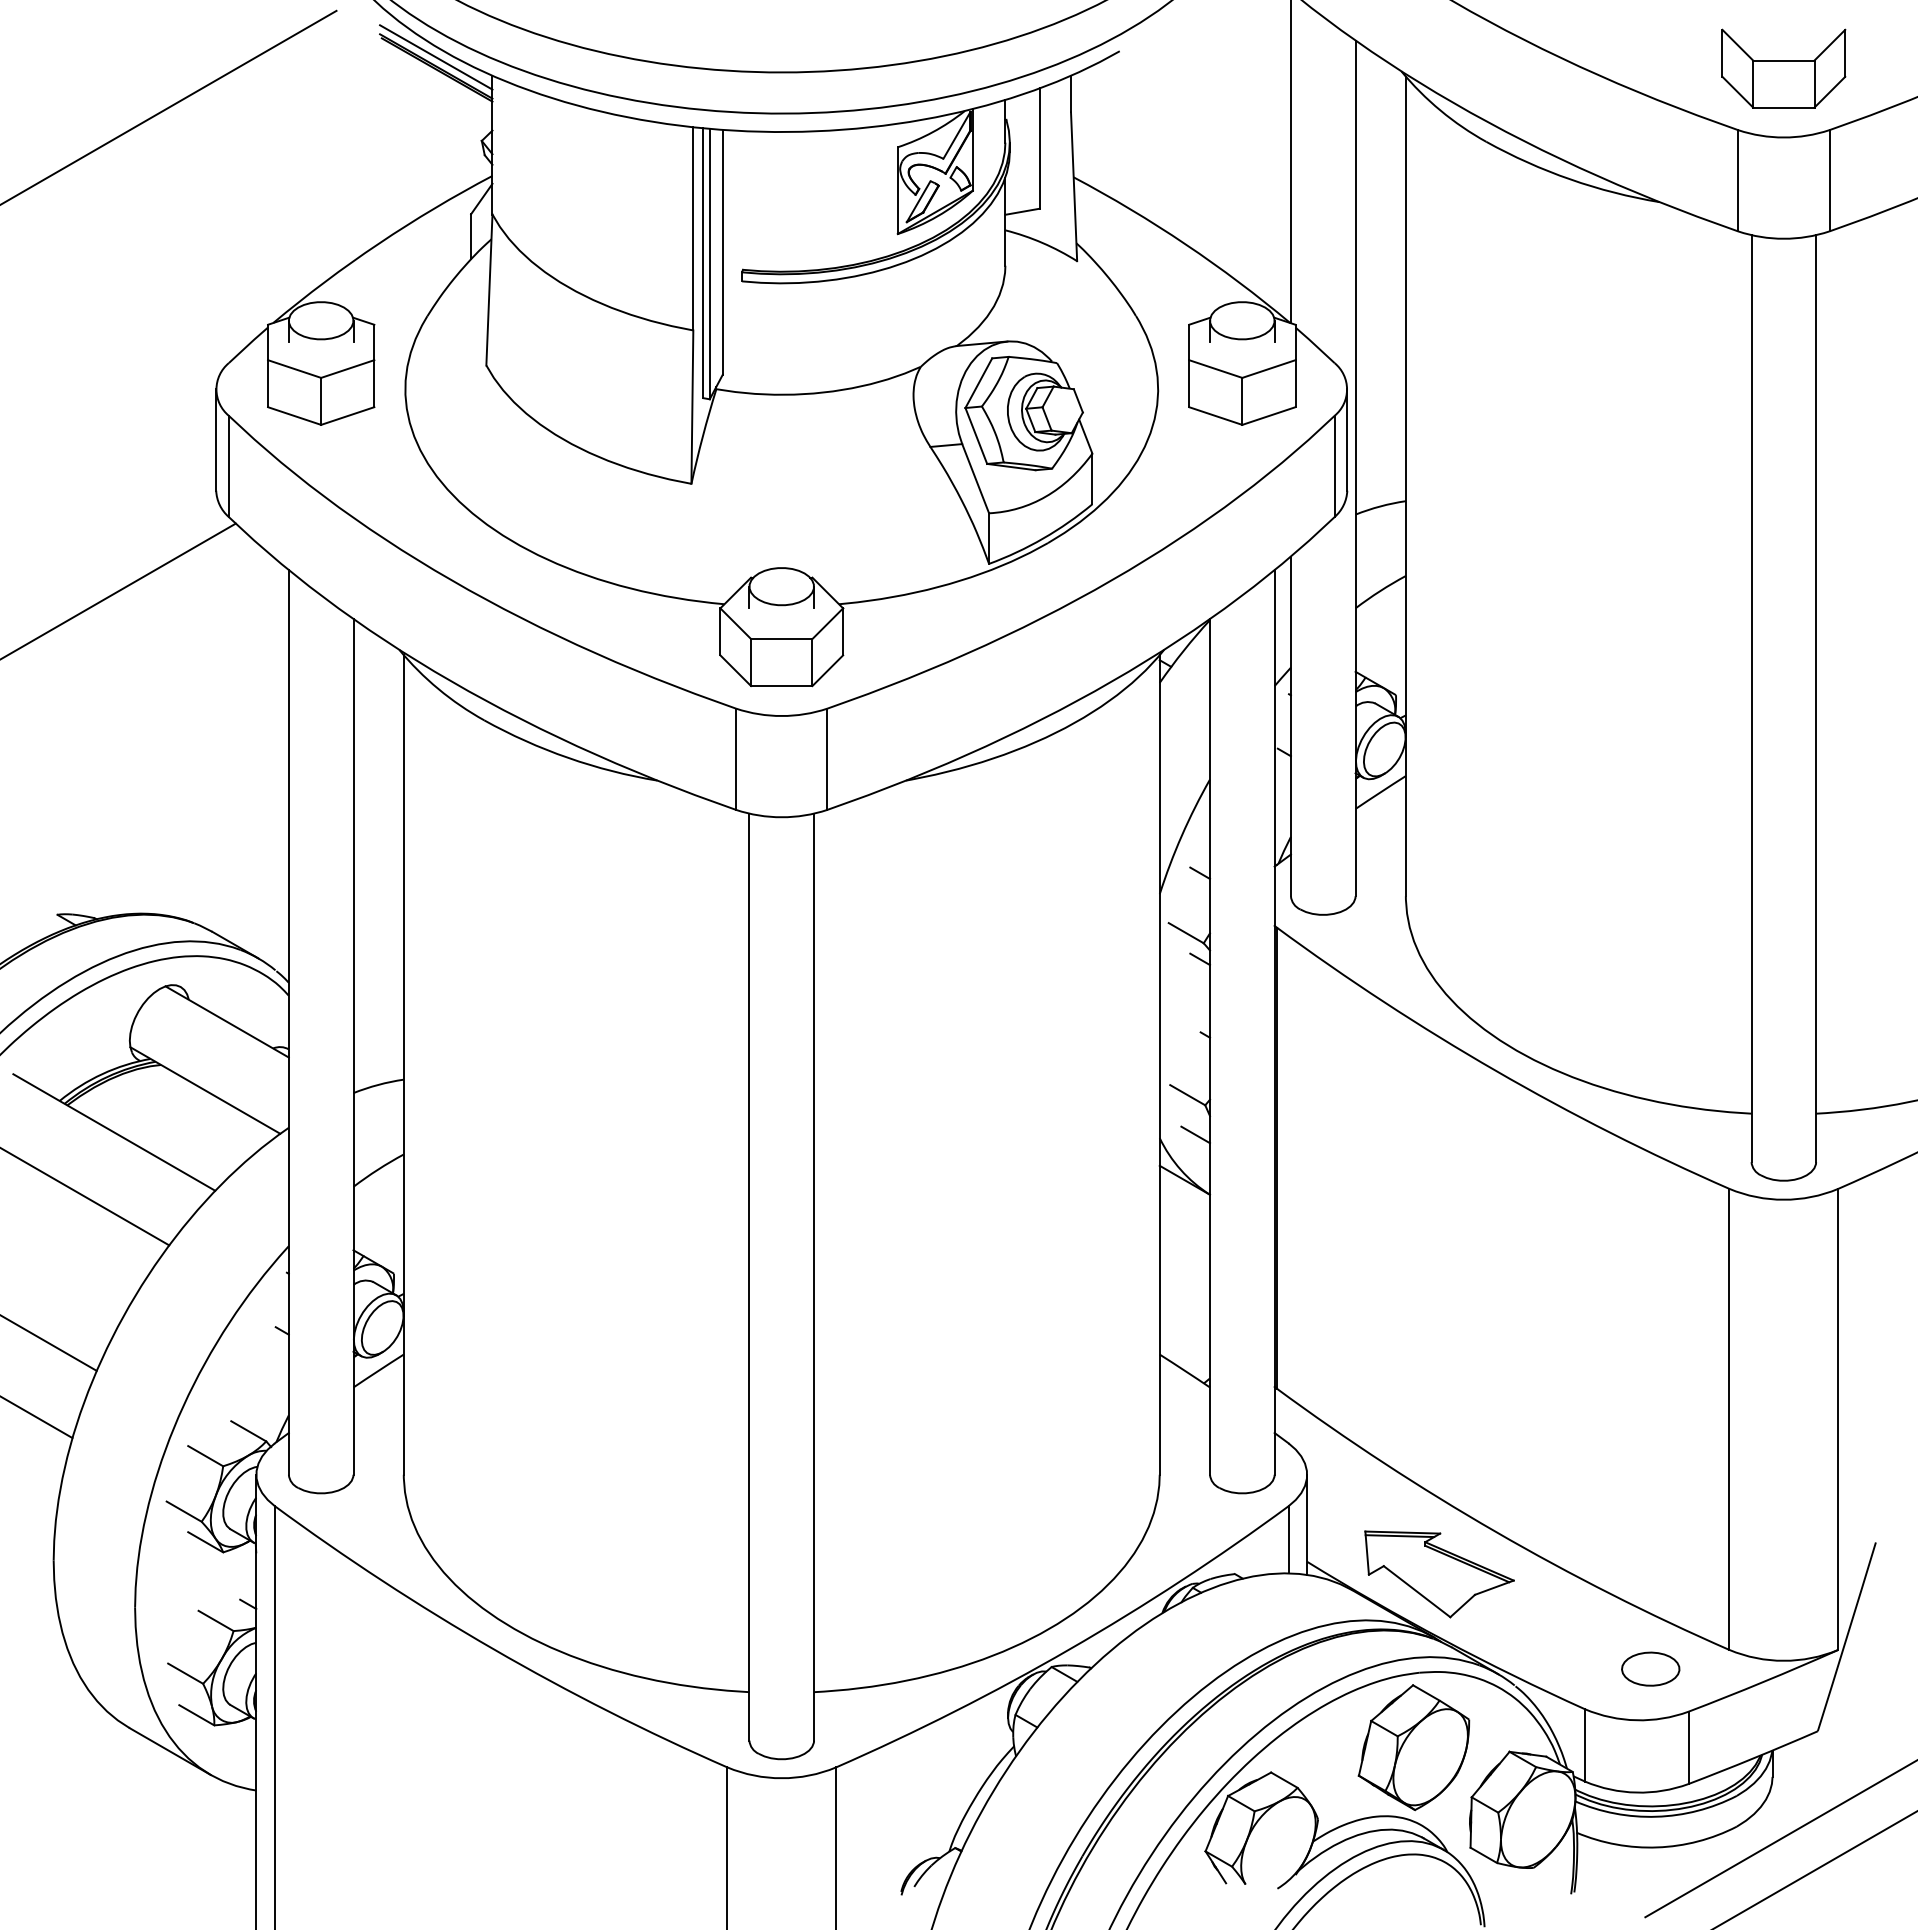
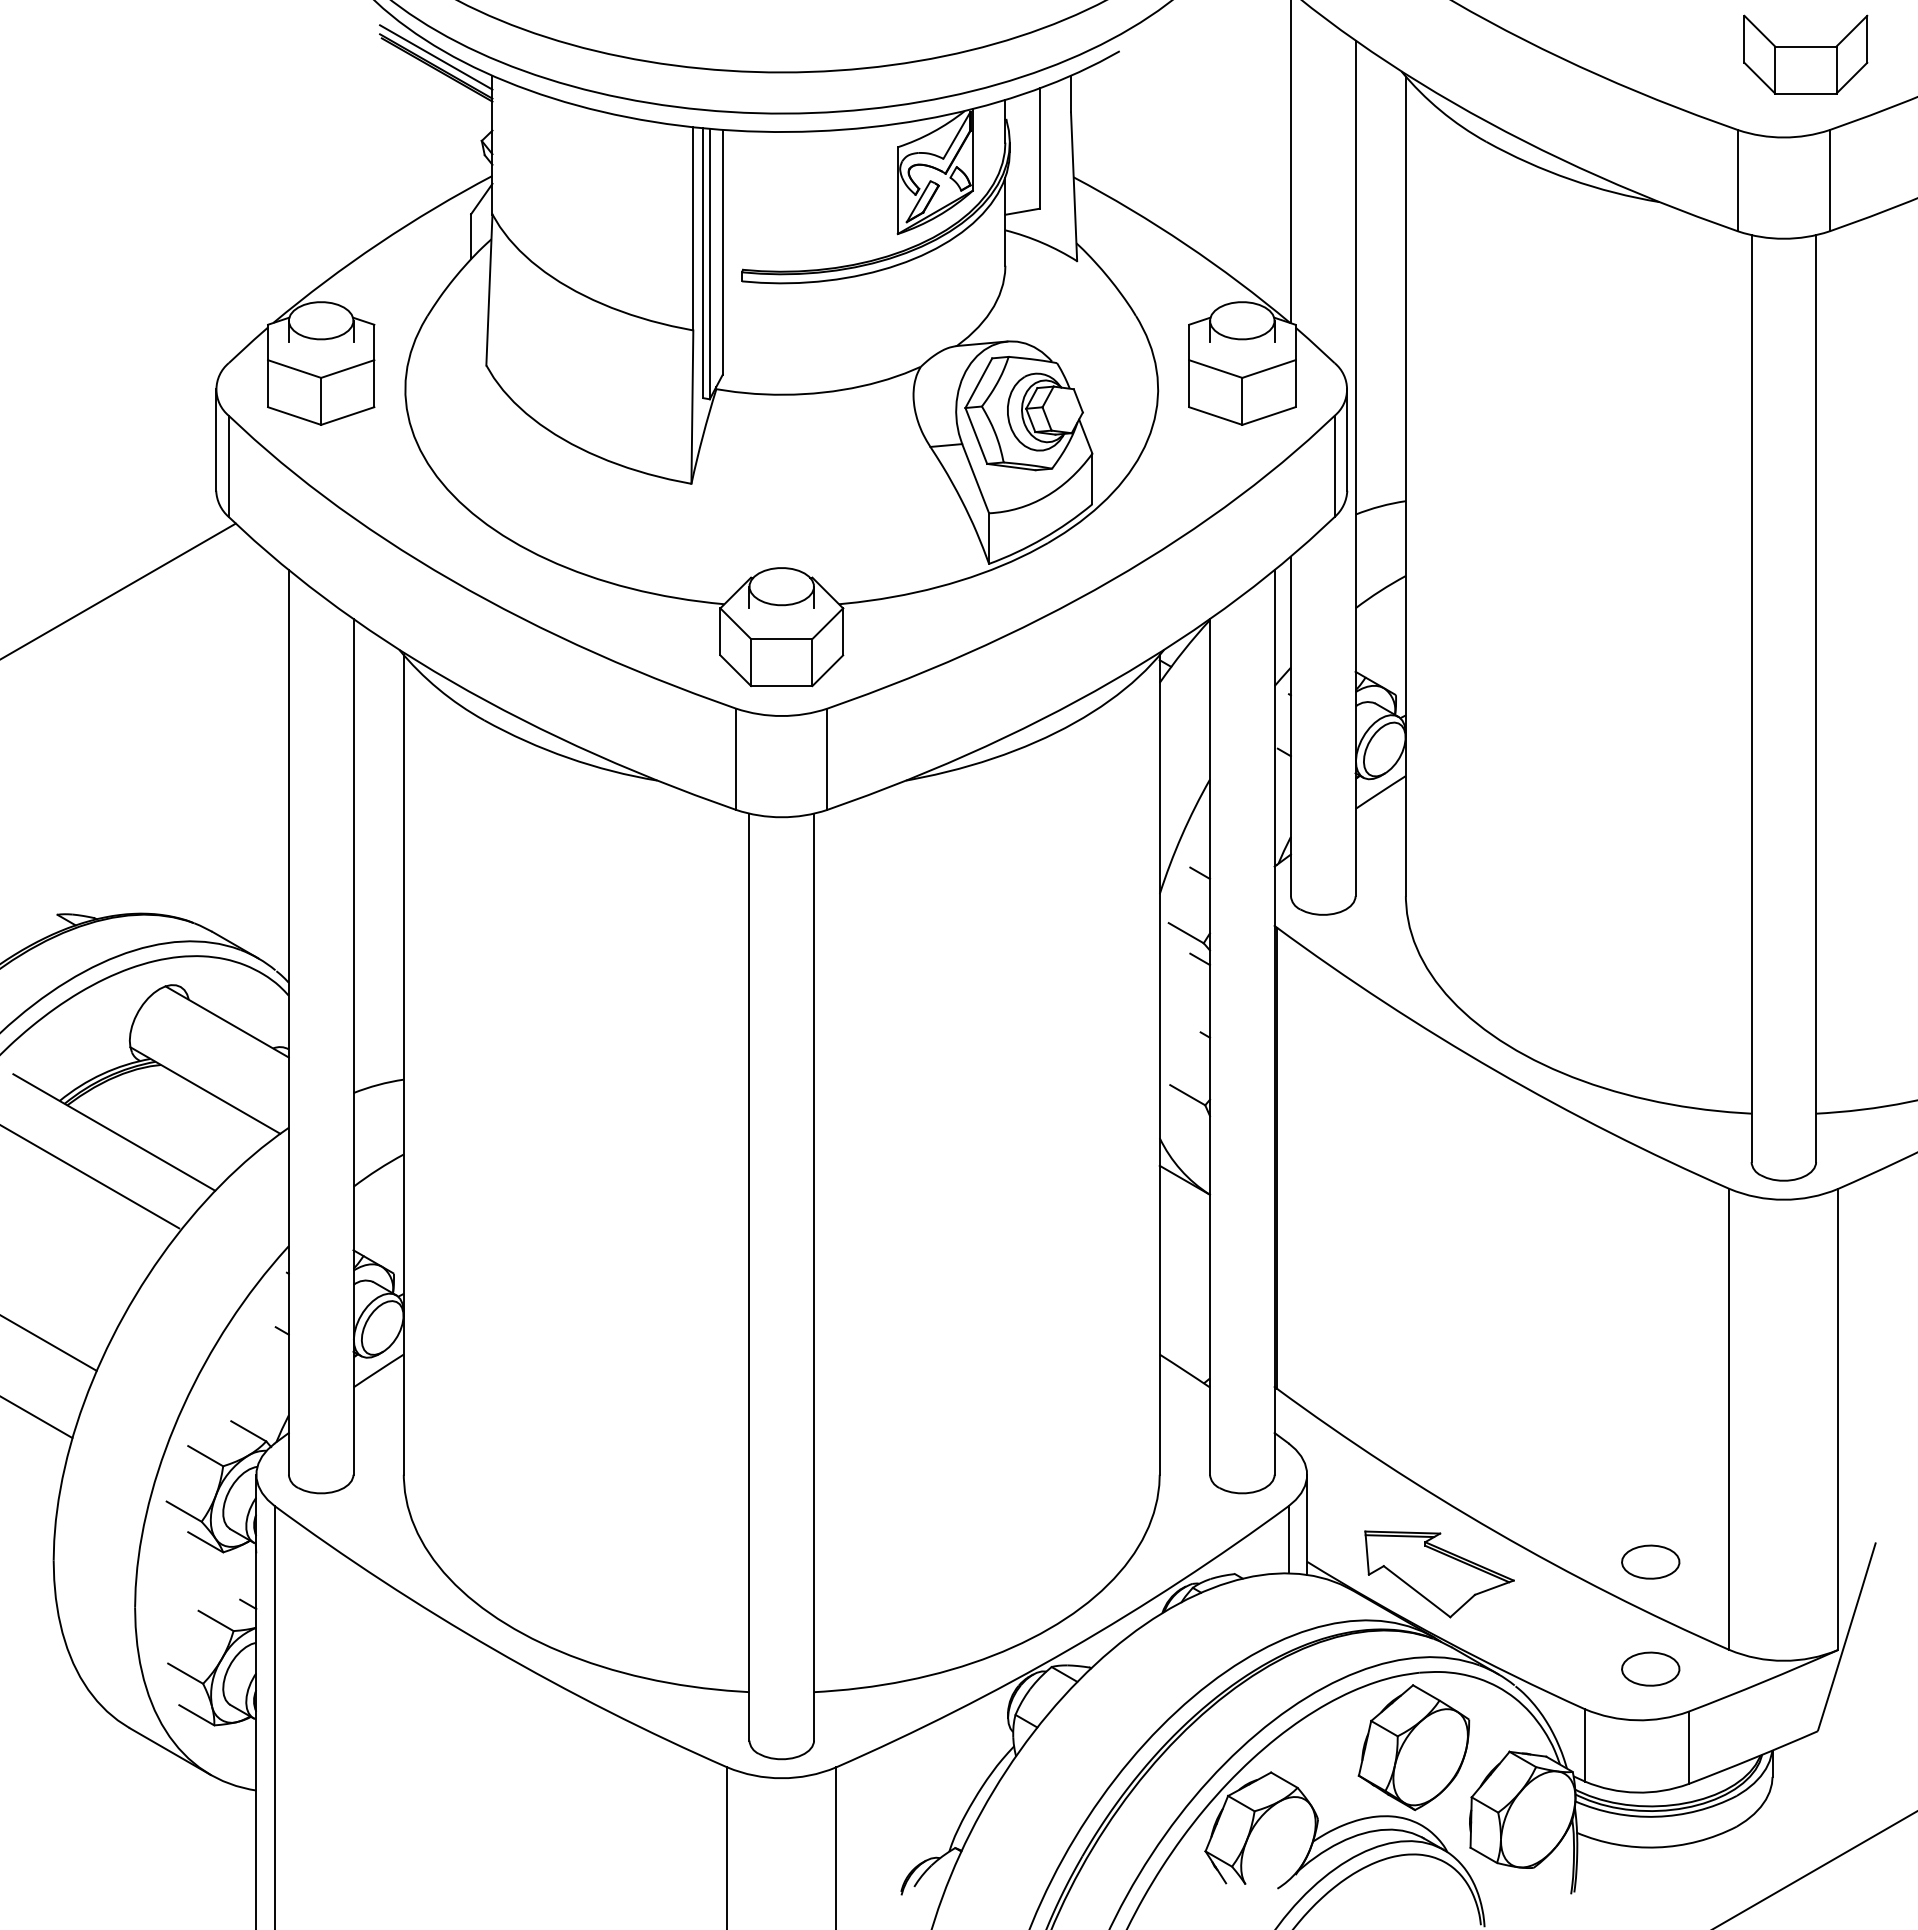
part position: (1783, 68) -> (1805, 54) (1805, 54)
line: present -> none (169, 106)
line: present -> none (1195, 1134)
line position: (85, 1197) -> (90, 1177) (90, 1177)
part: none -> present (1650, 1561)
line: present -> none (1779, 1839)
